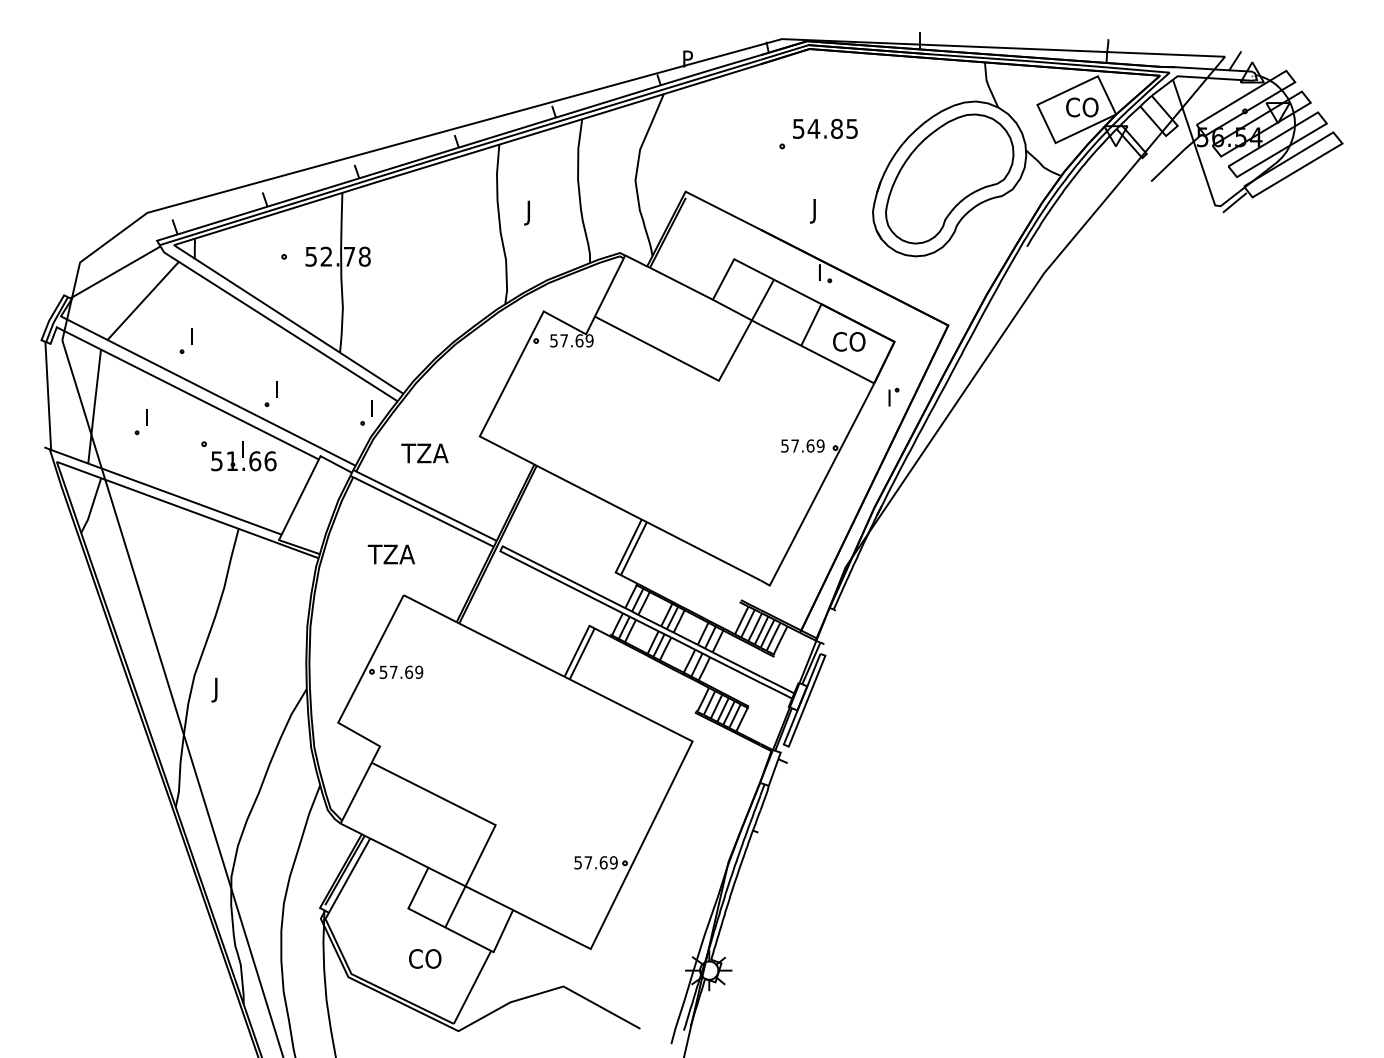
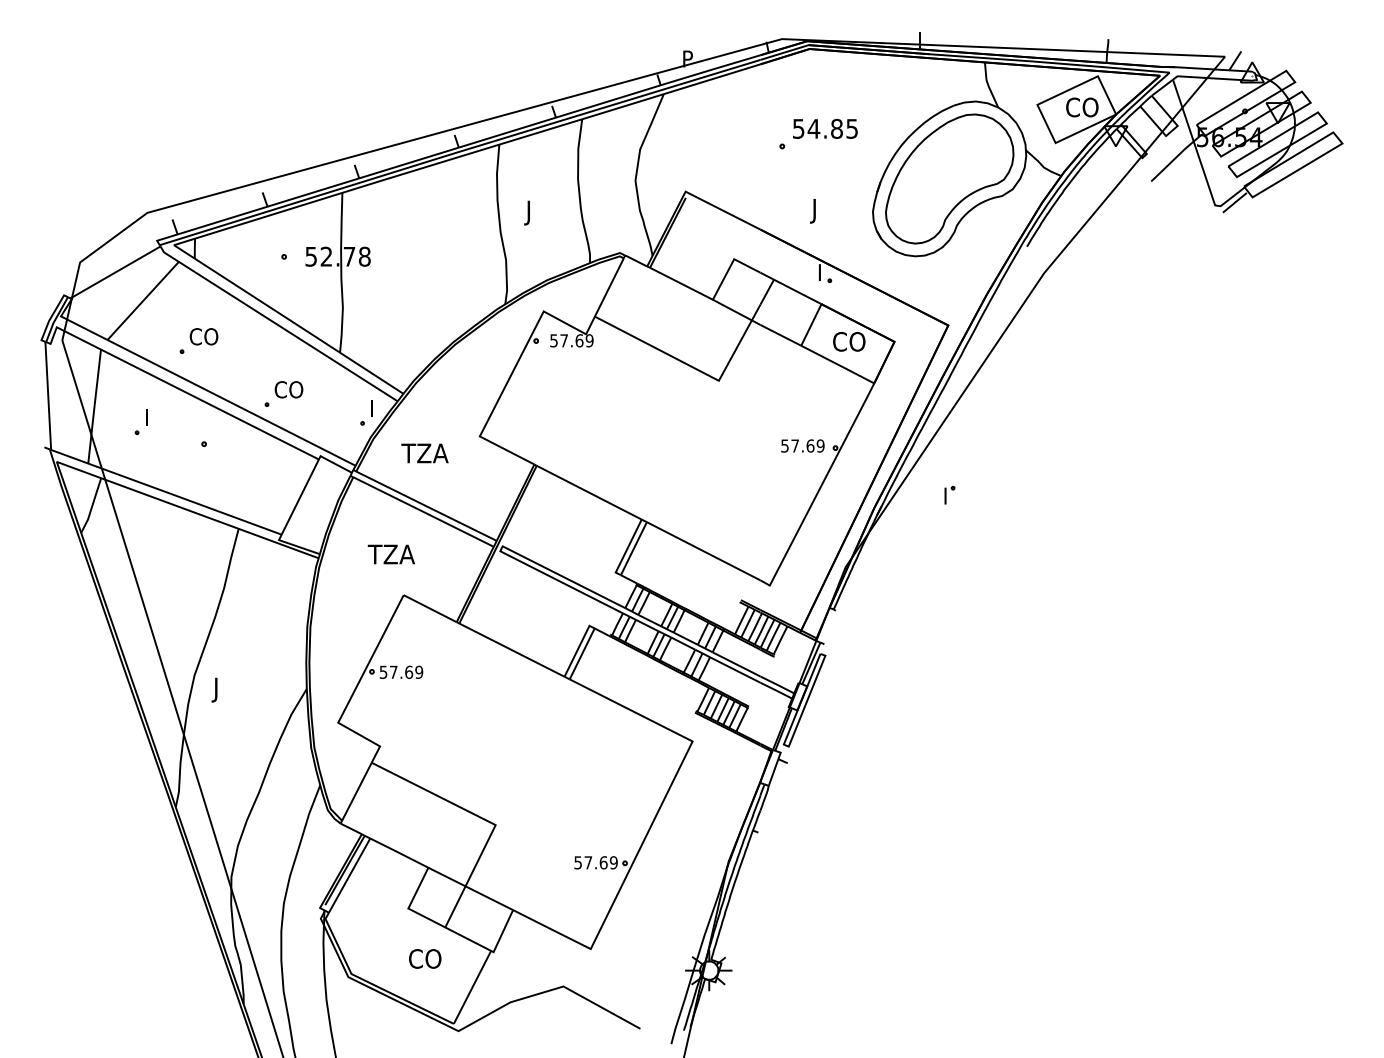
text: I -> CO (203, 336)
text: I -> CO (288, 389)
part position: (893, 396) -> (949, 494) (949, 494)
part: present -> none (243, 456)
